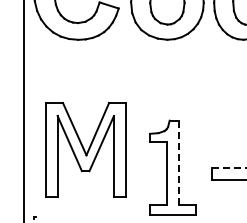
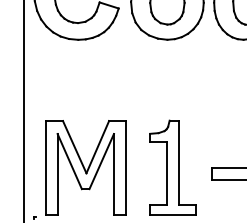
part position: (85, 149) -> (85, 167) (85, 167)
line: dashed -> solid (179, 163)
line: dashed -> solid (230, 168)
